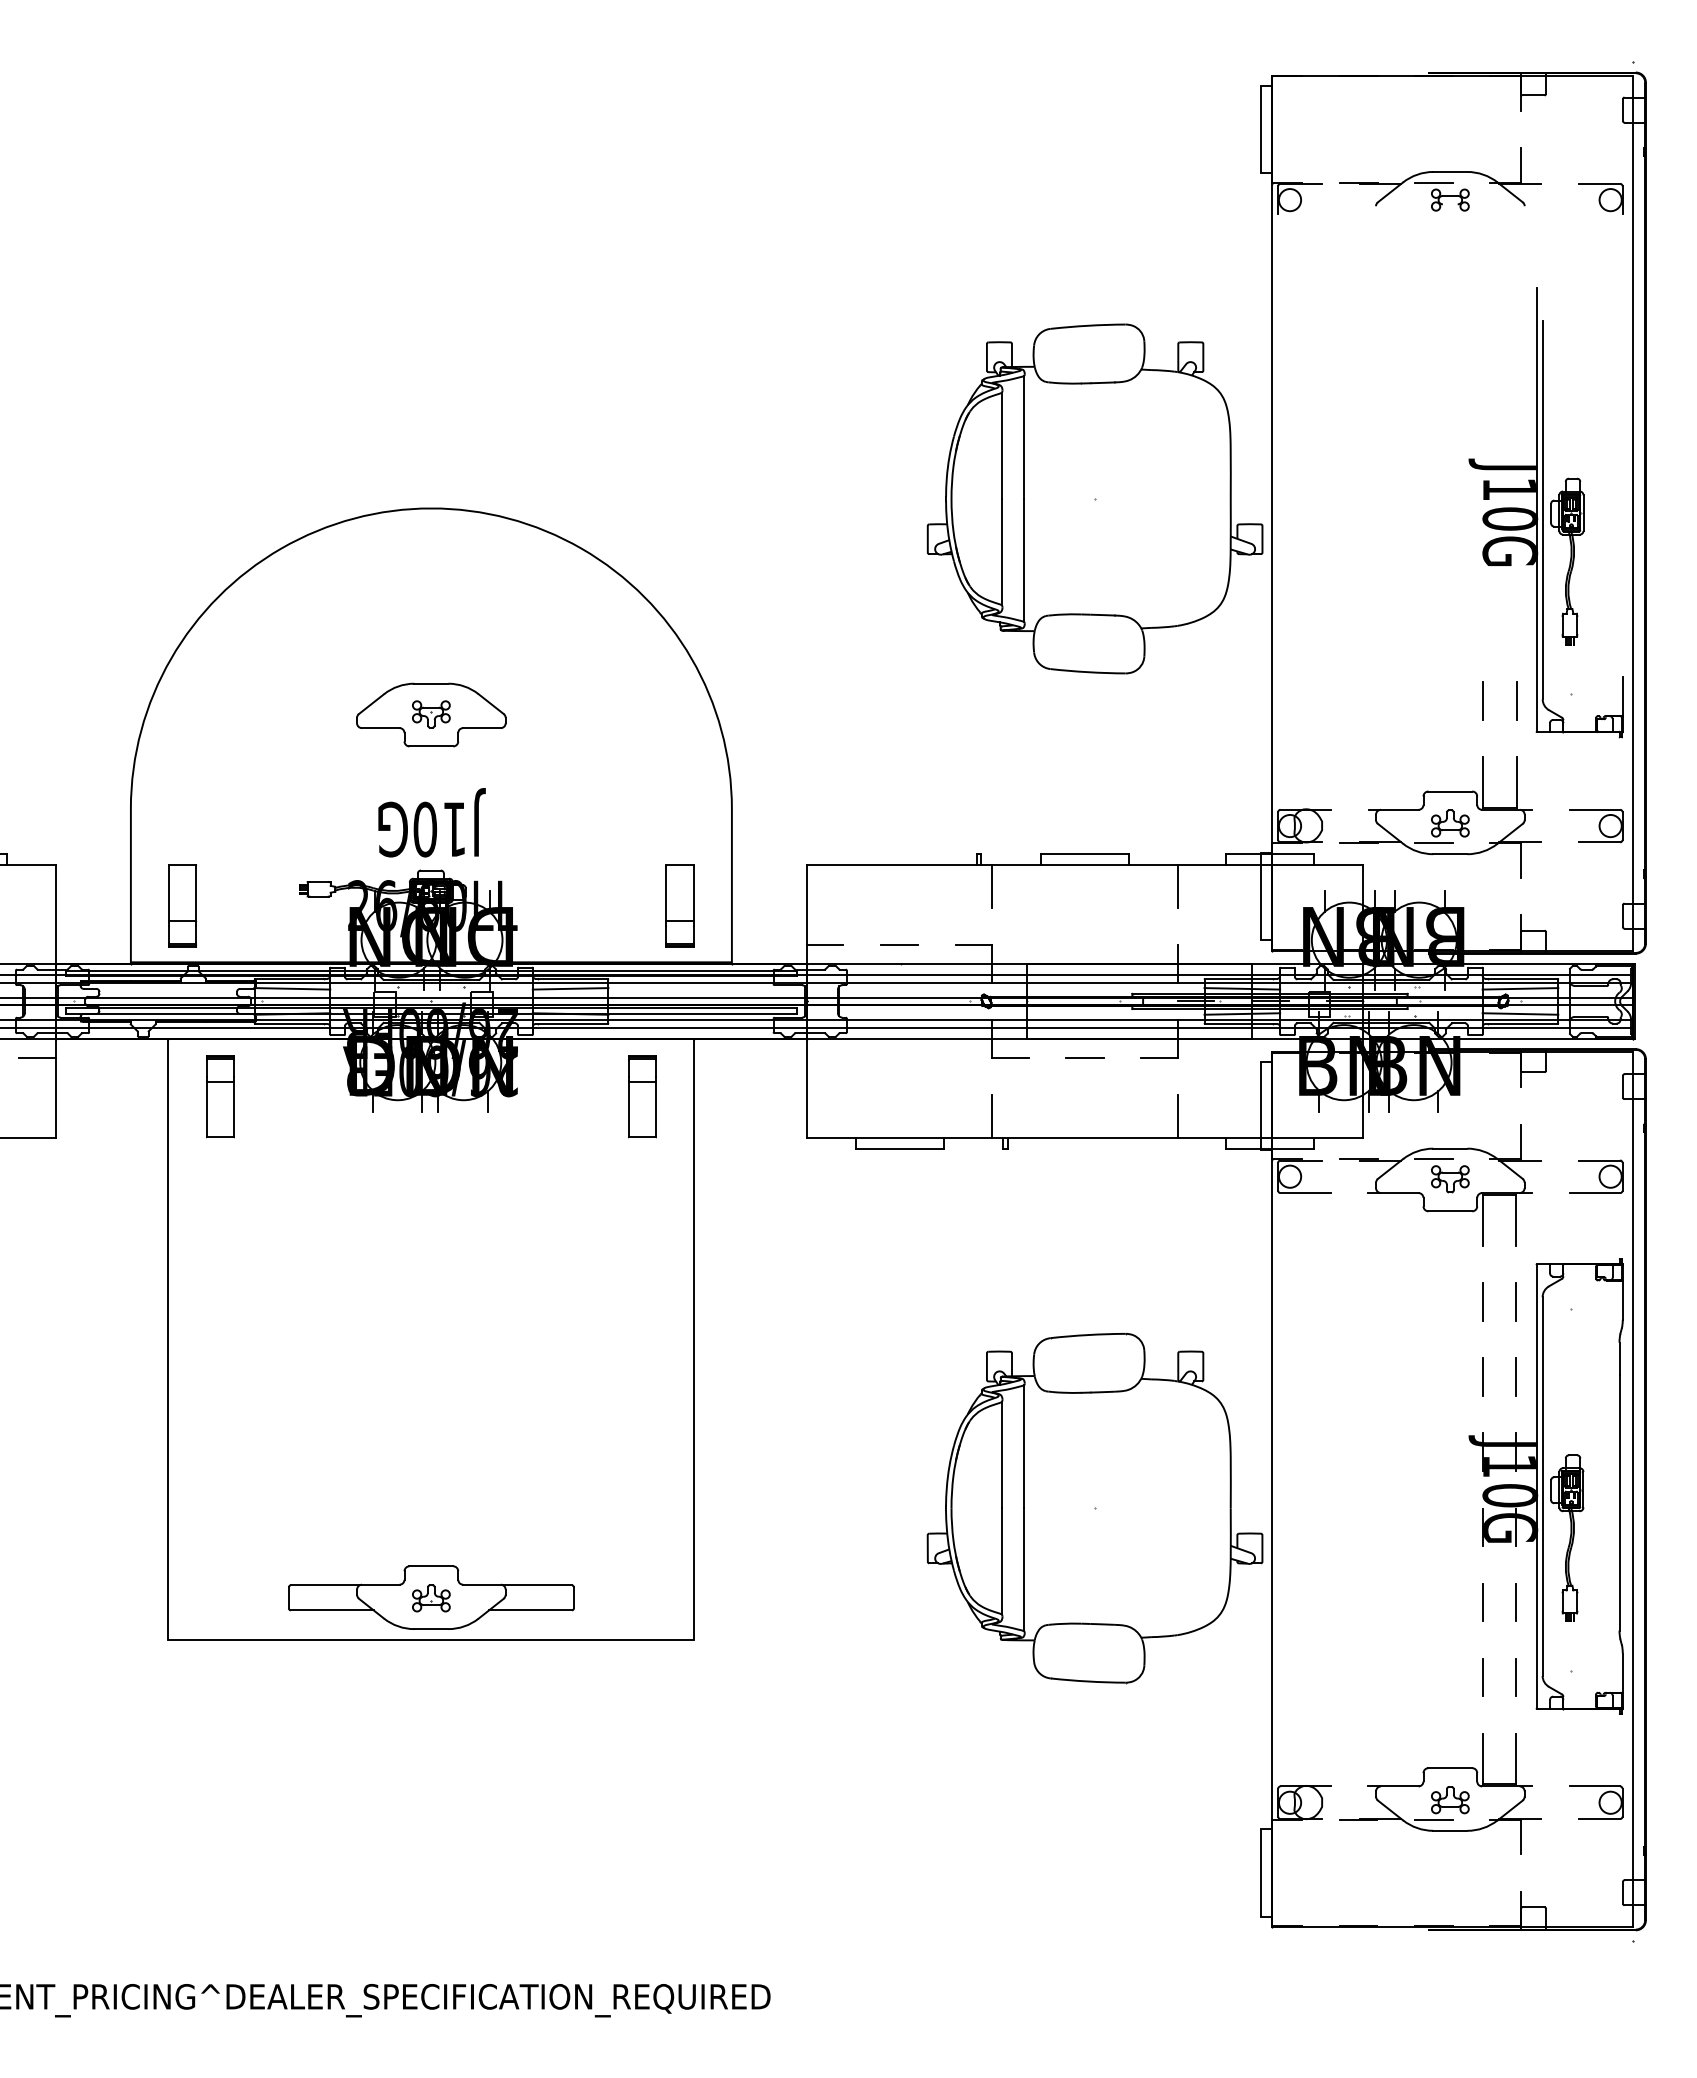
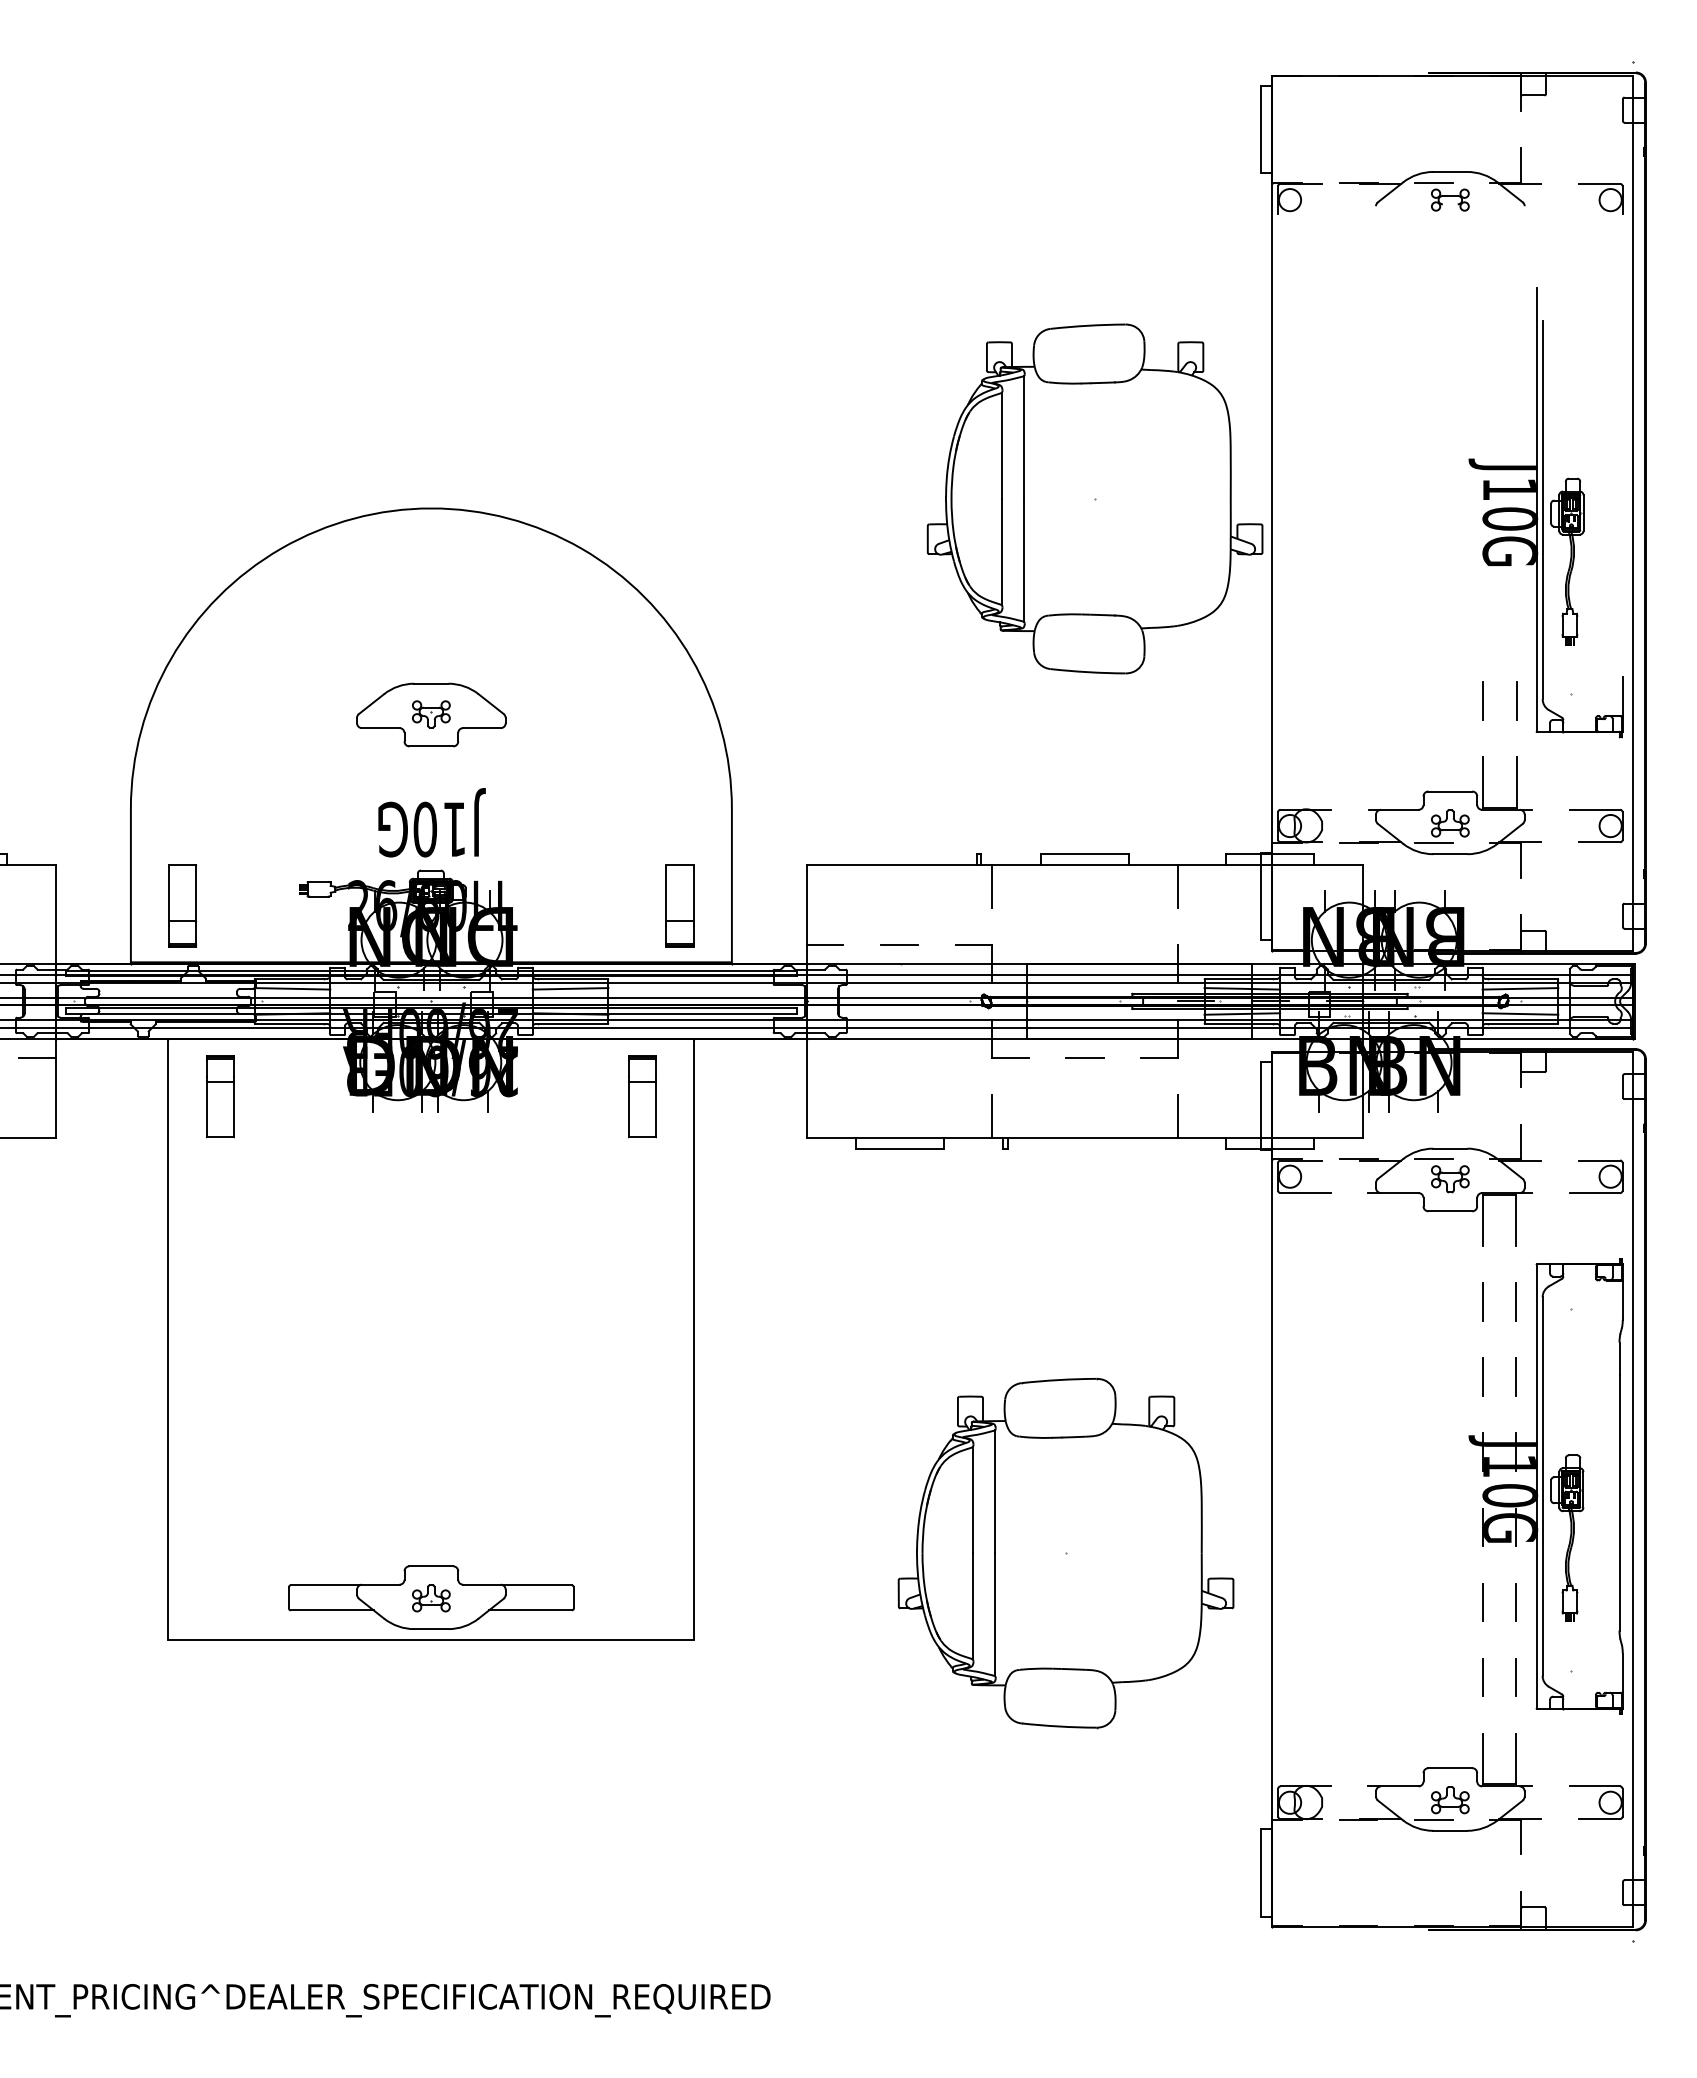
part position: (1094, 1508) -> (1065, 1553) (1065, 1553)
